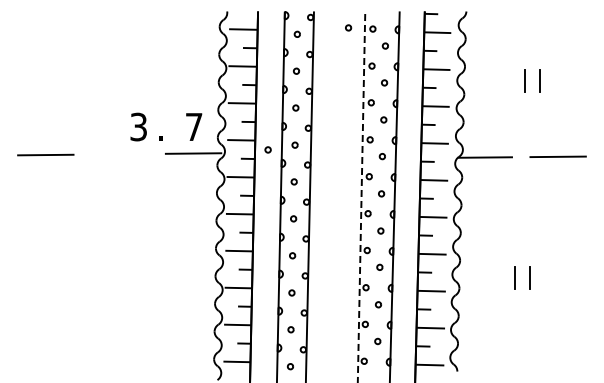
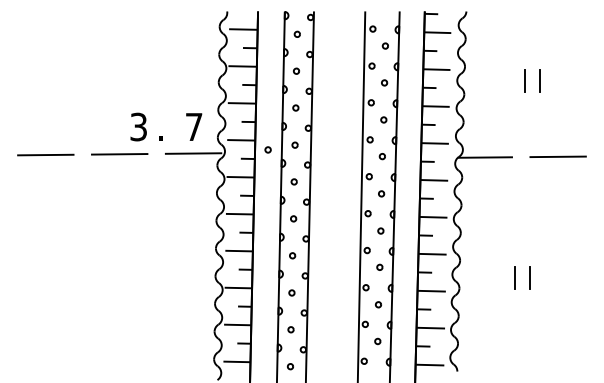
part: present -> none (348, 27)
line: none -> present (119, 154)
line: dashed -> solid (361, 196)
